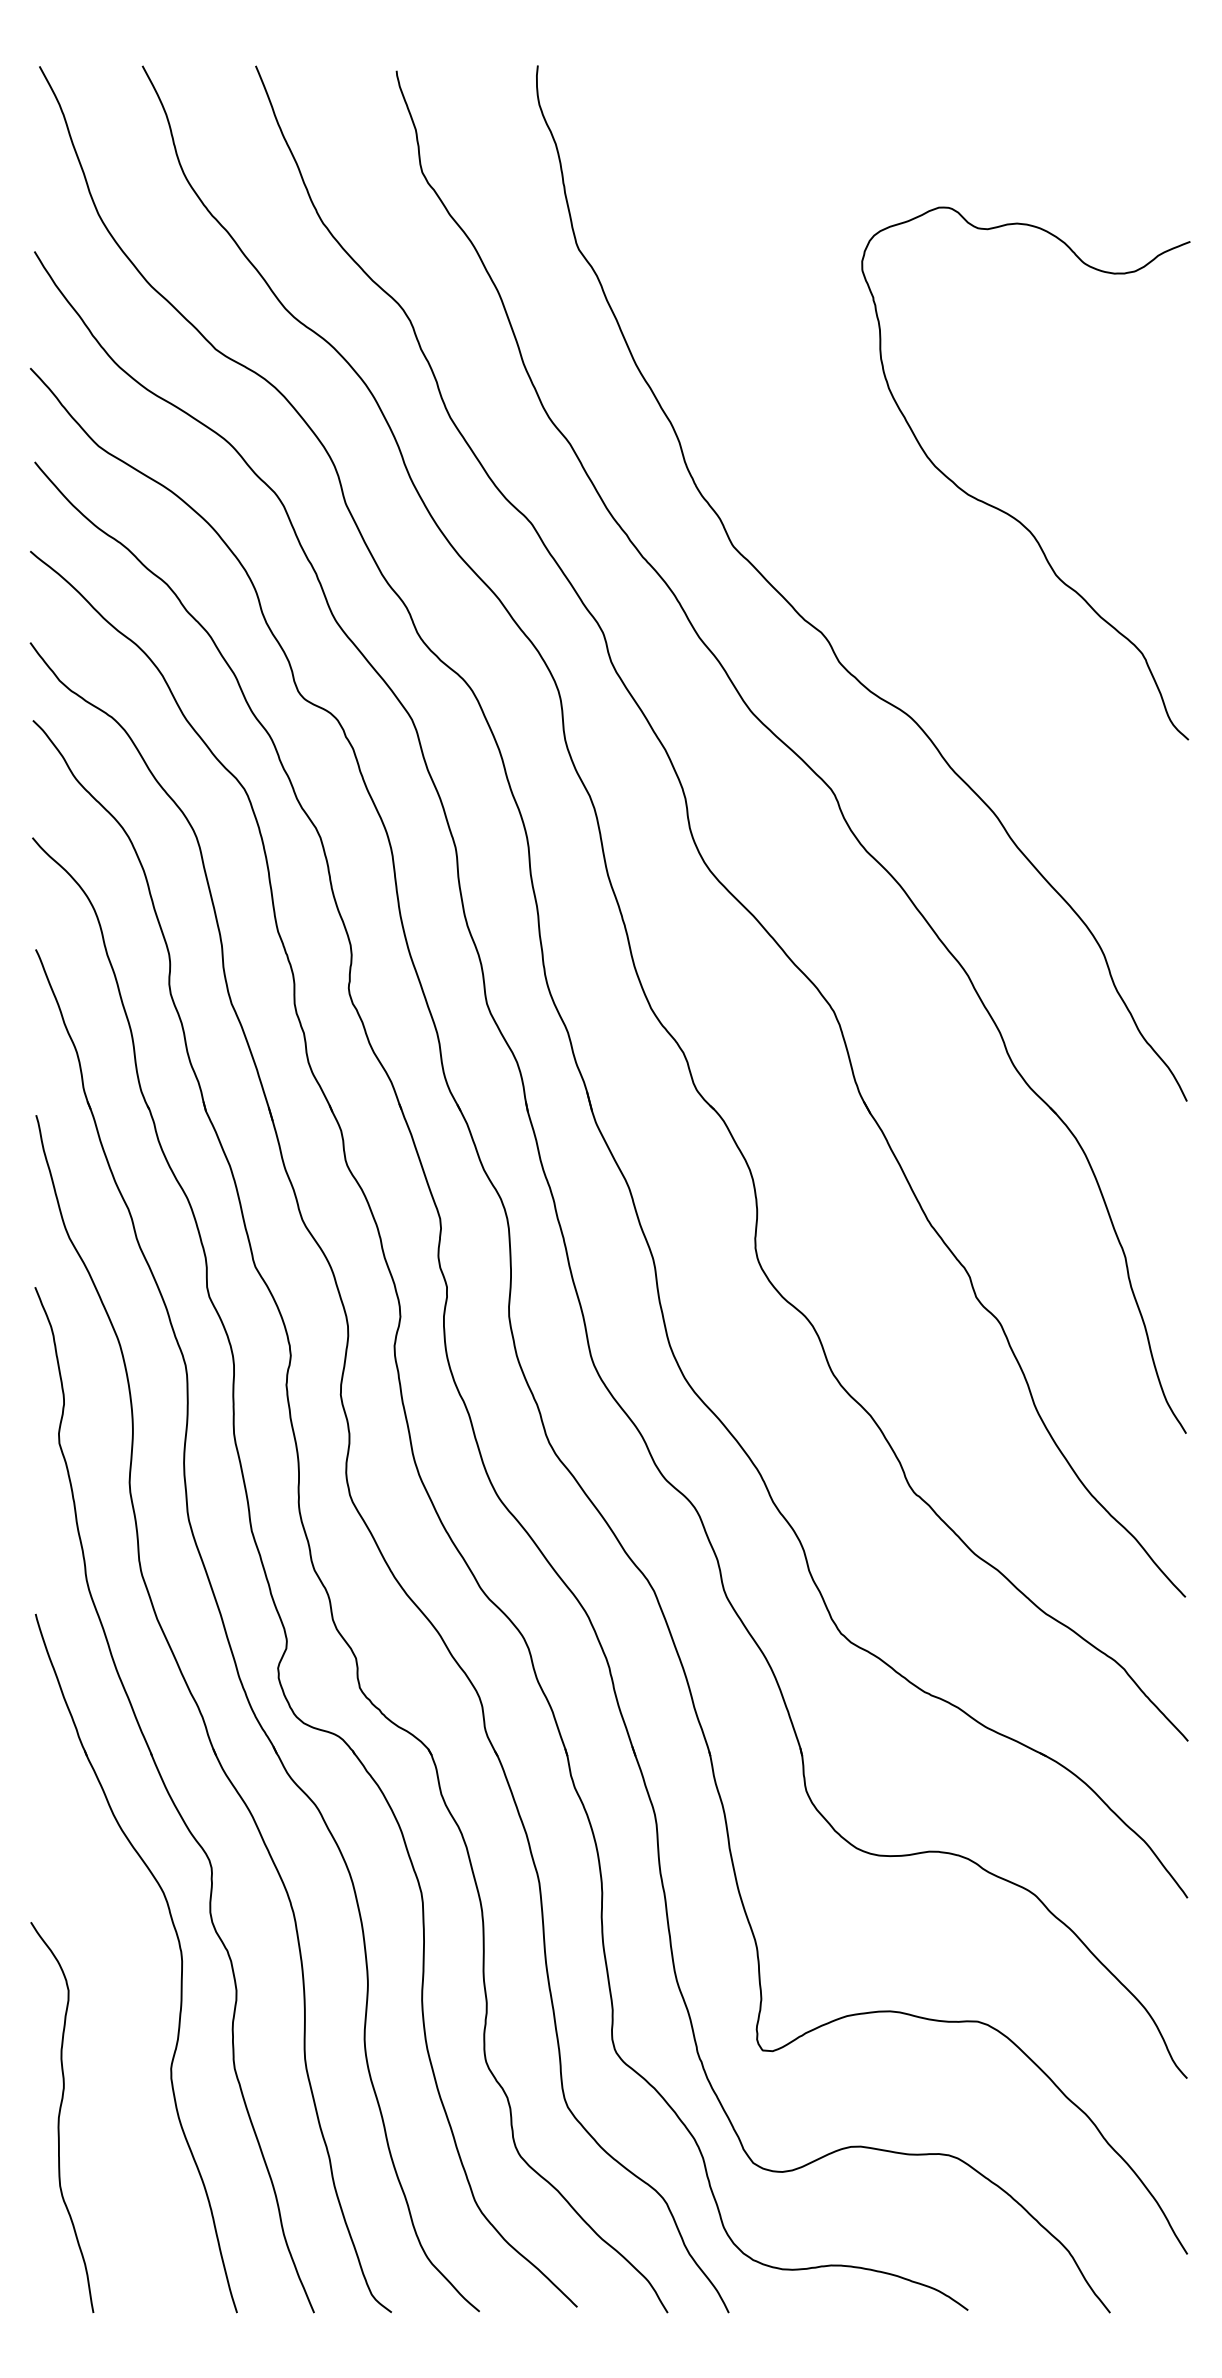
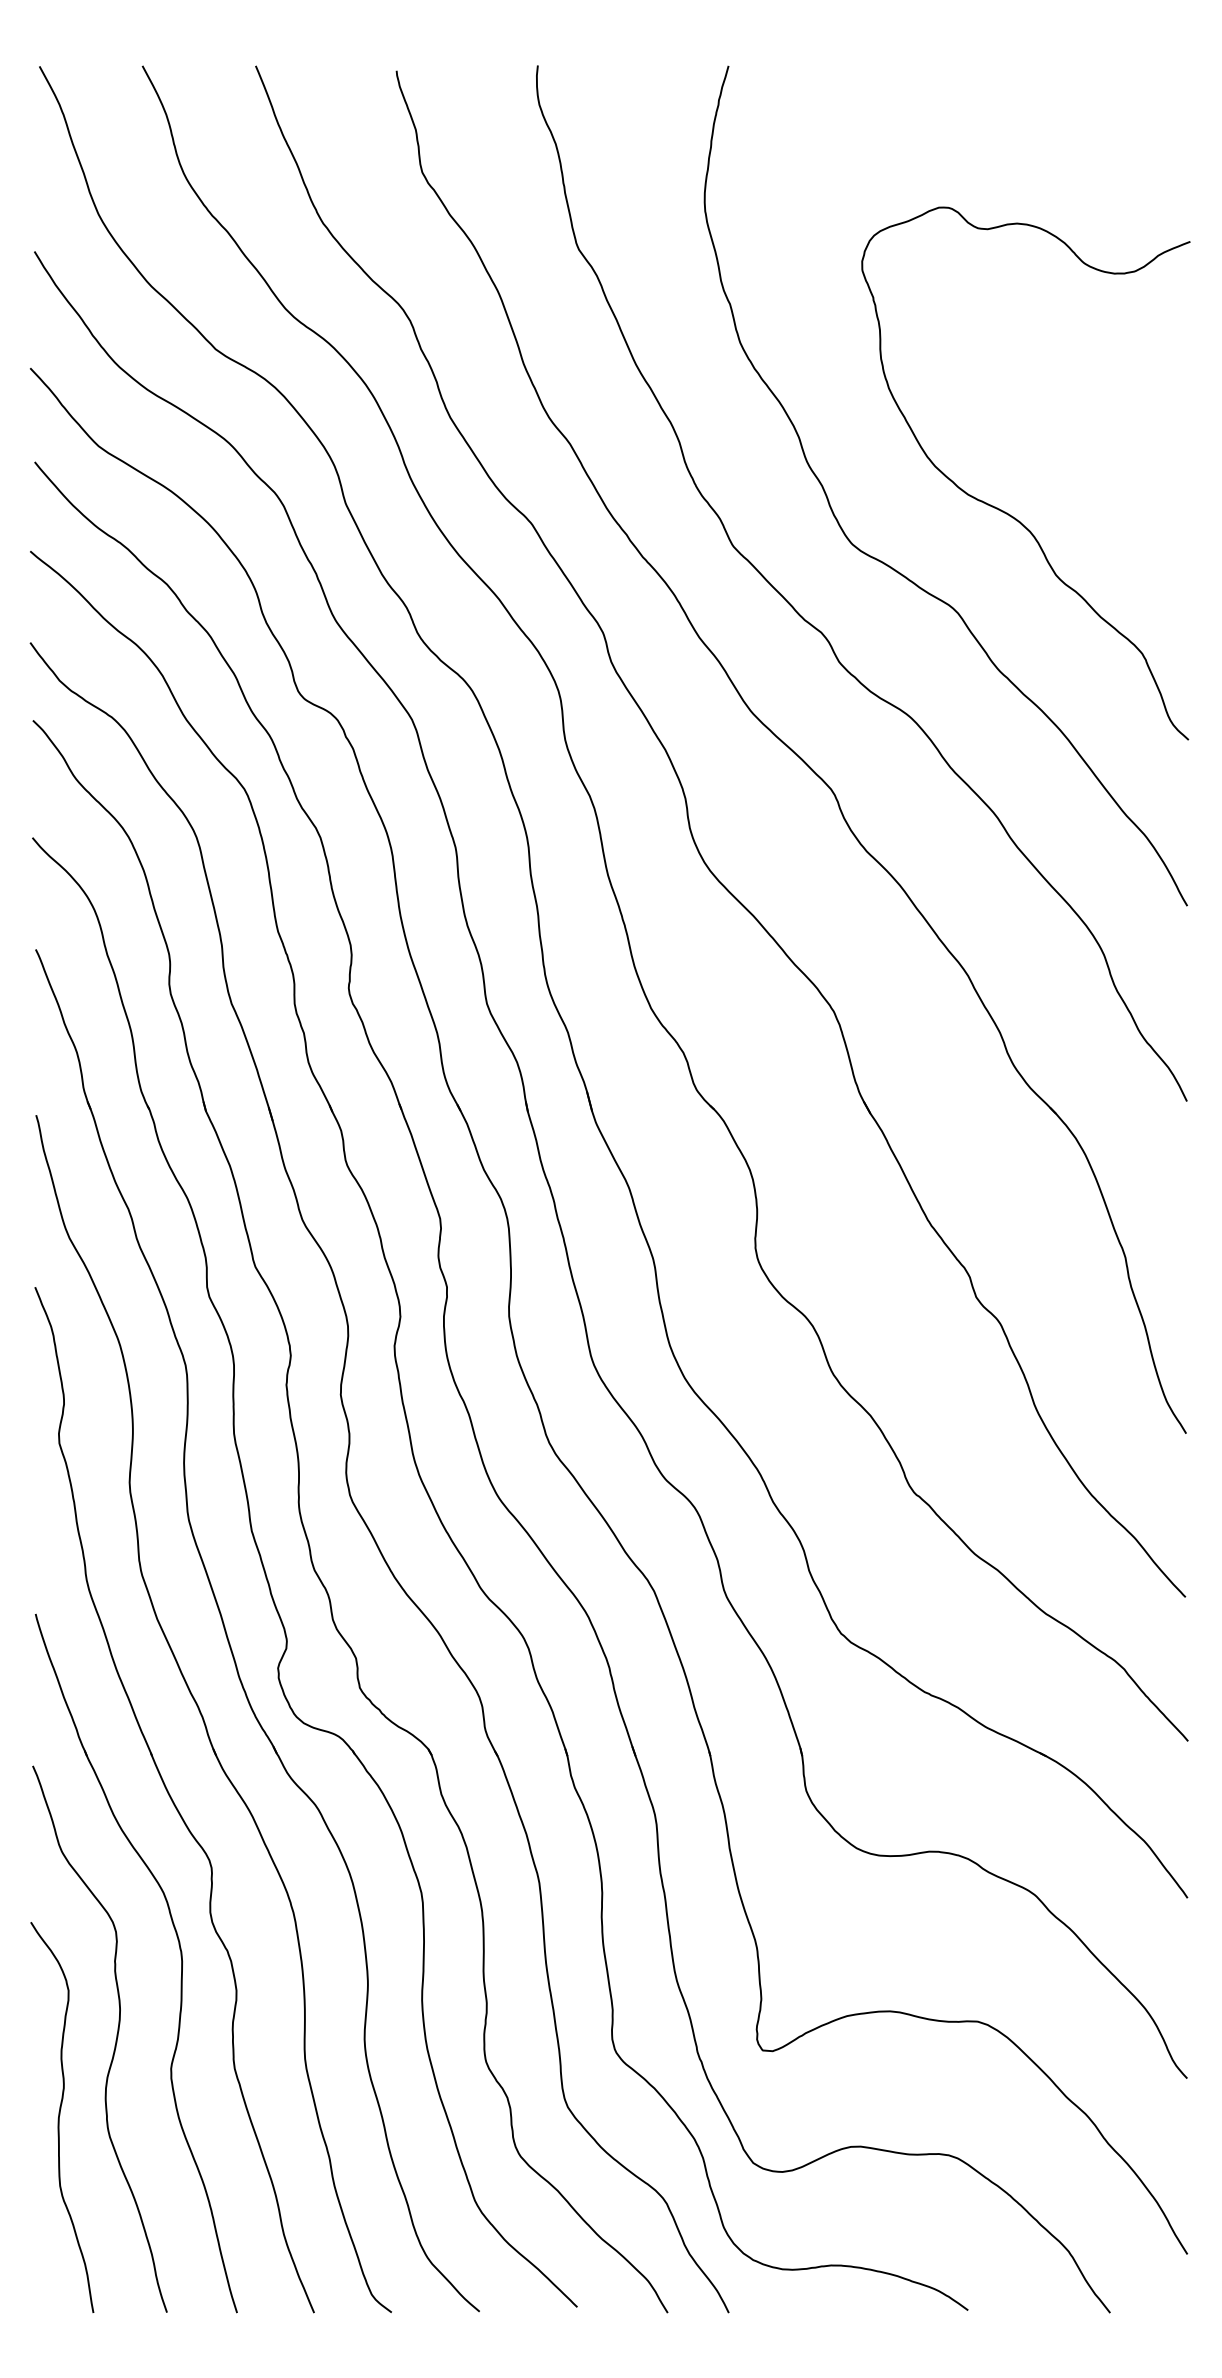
curve: none -> present (891, 566)
curve: none -> present (115, 2040)
